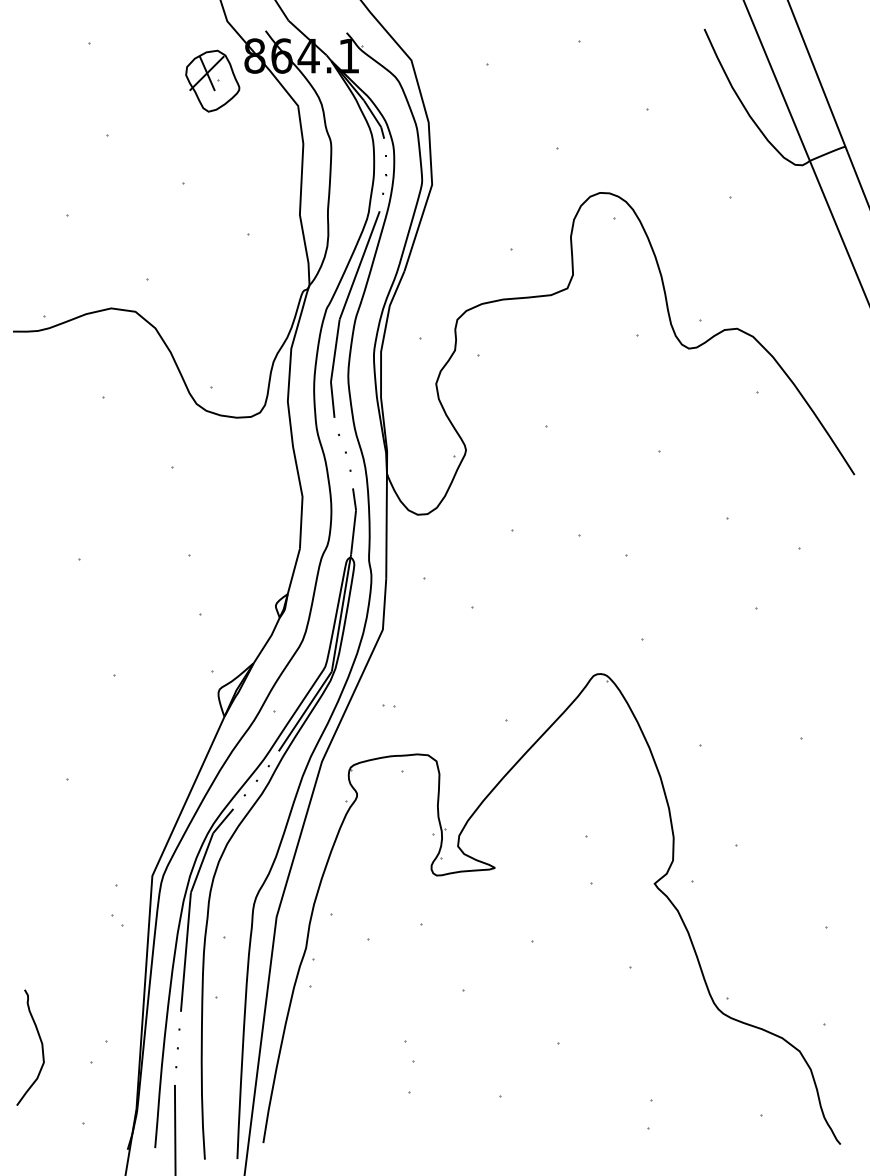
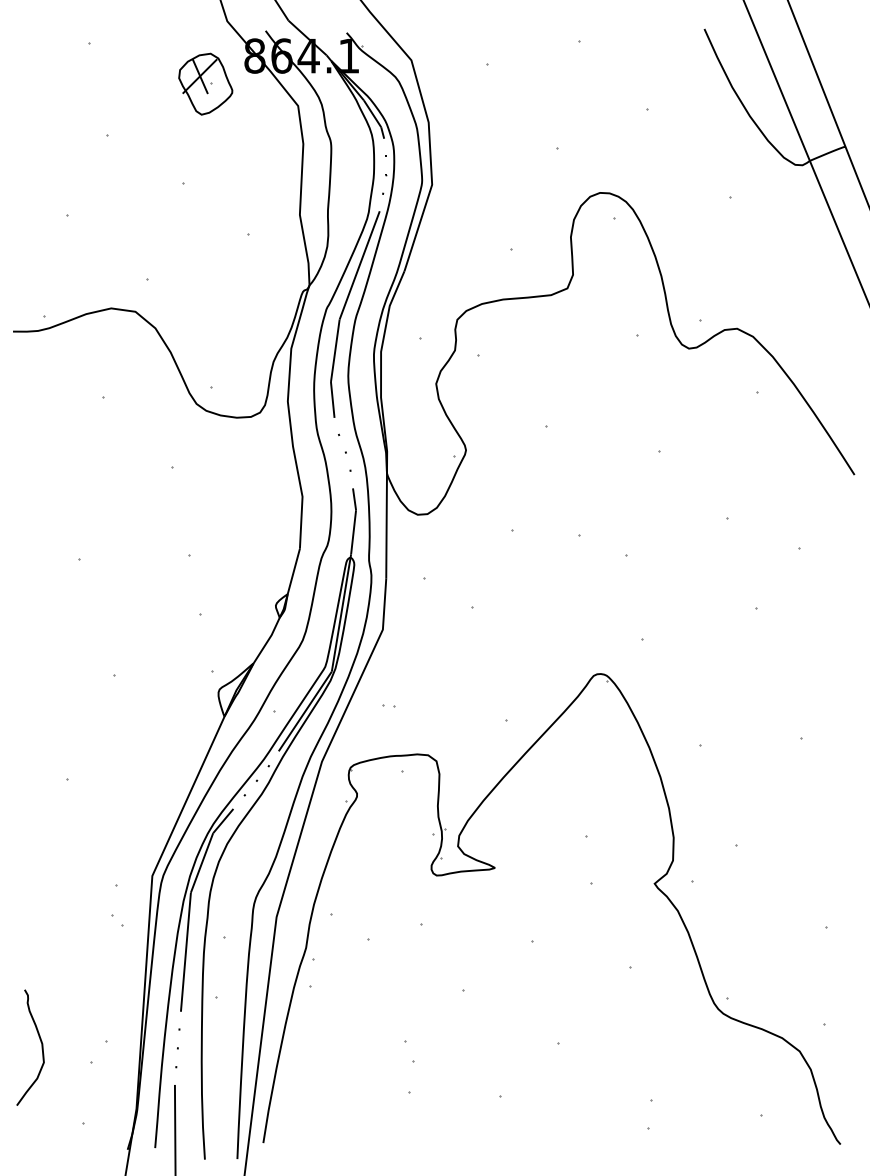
part position: (212, 80) -> (205, 83) (205, 83)
